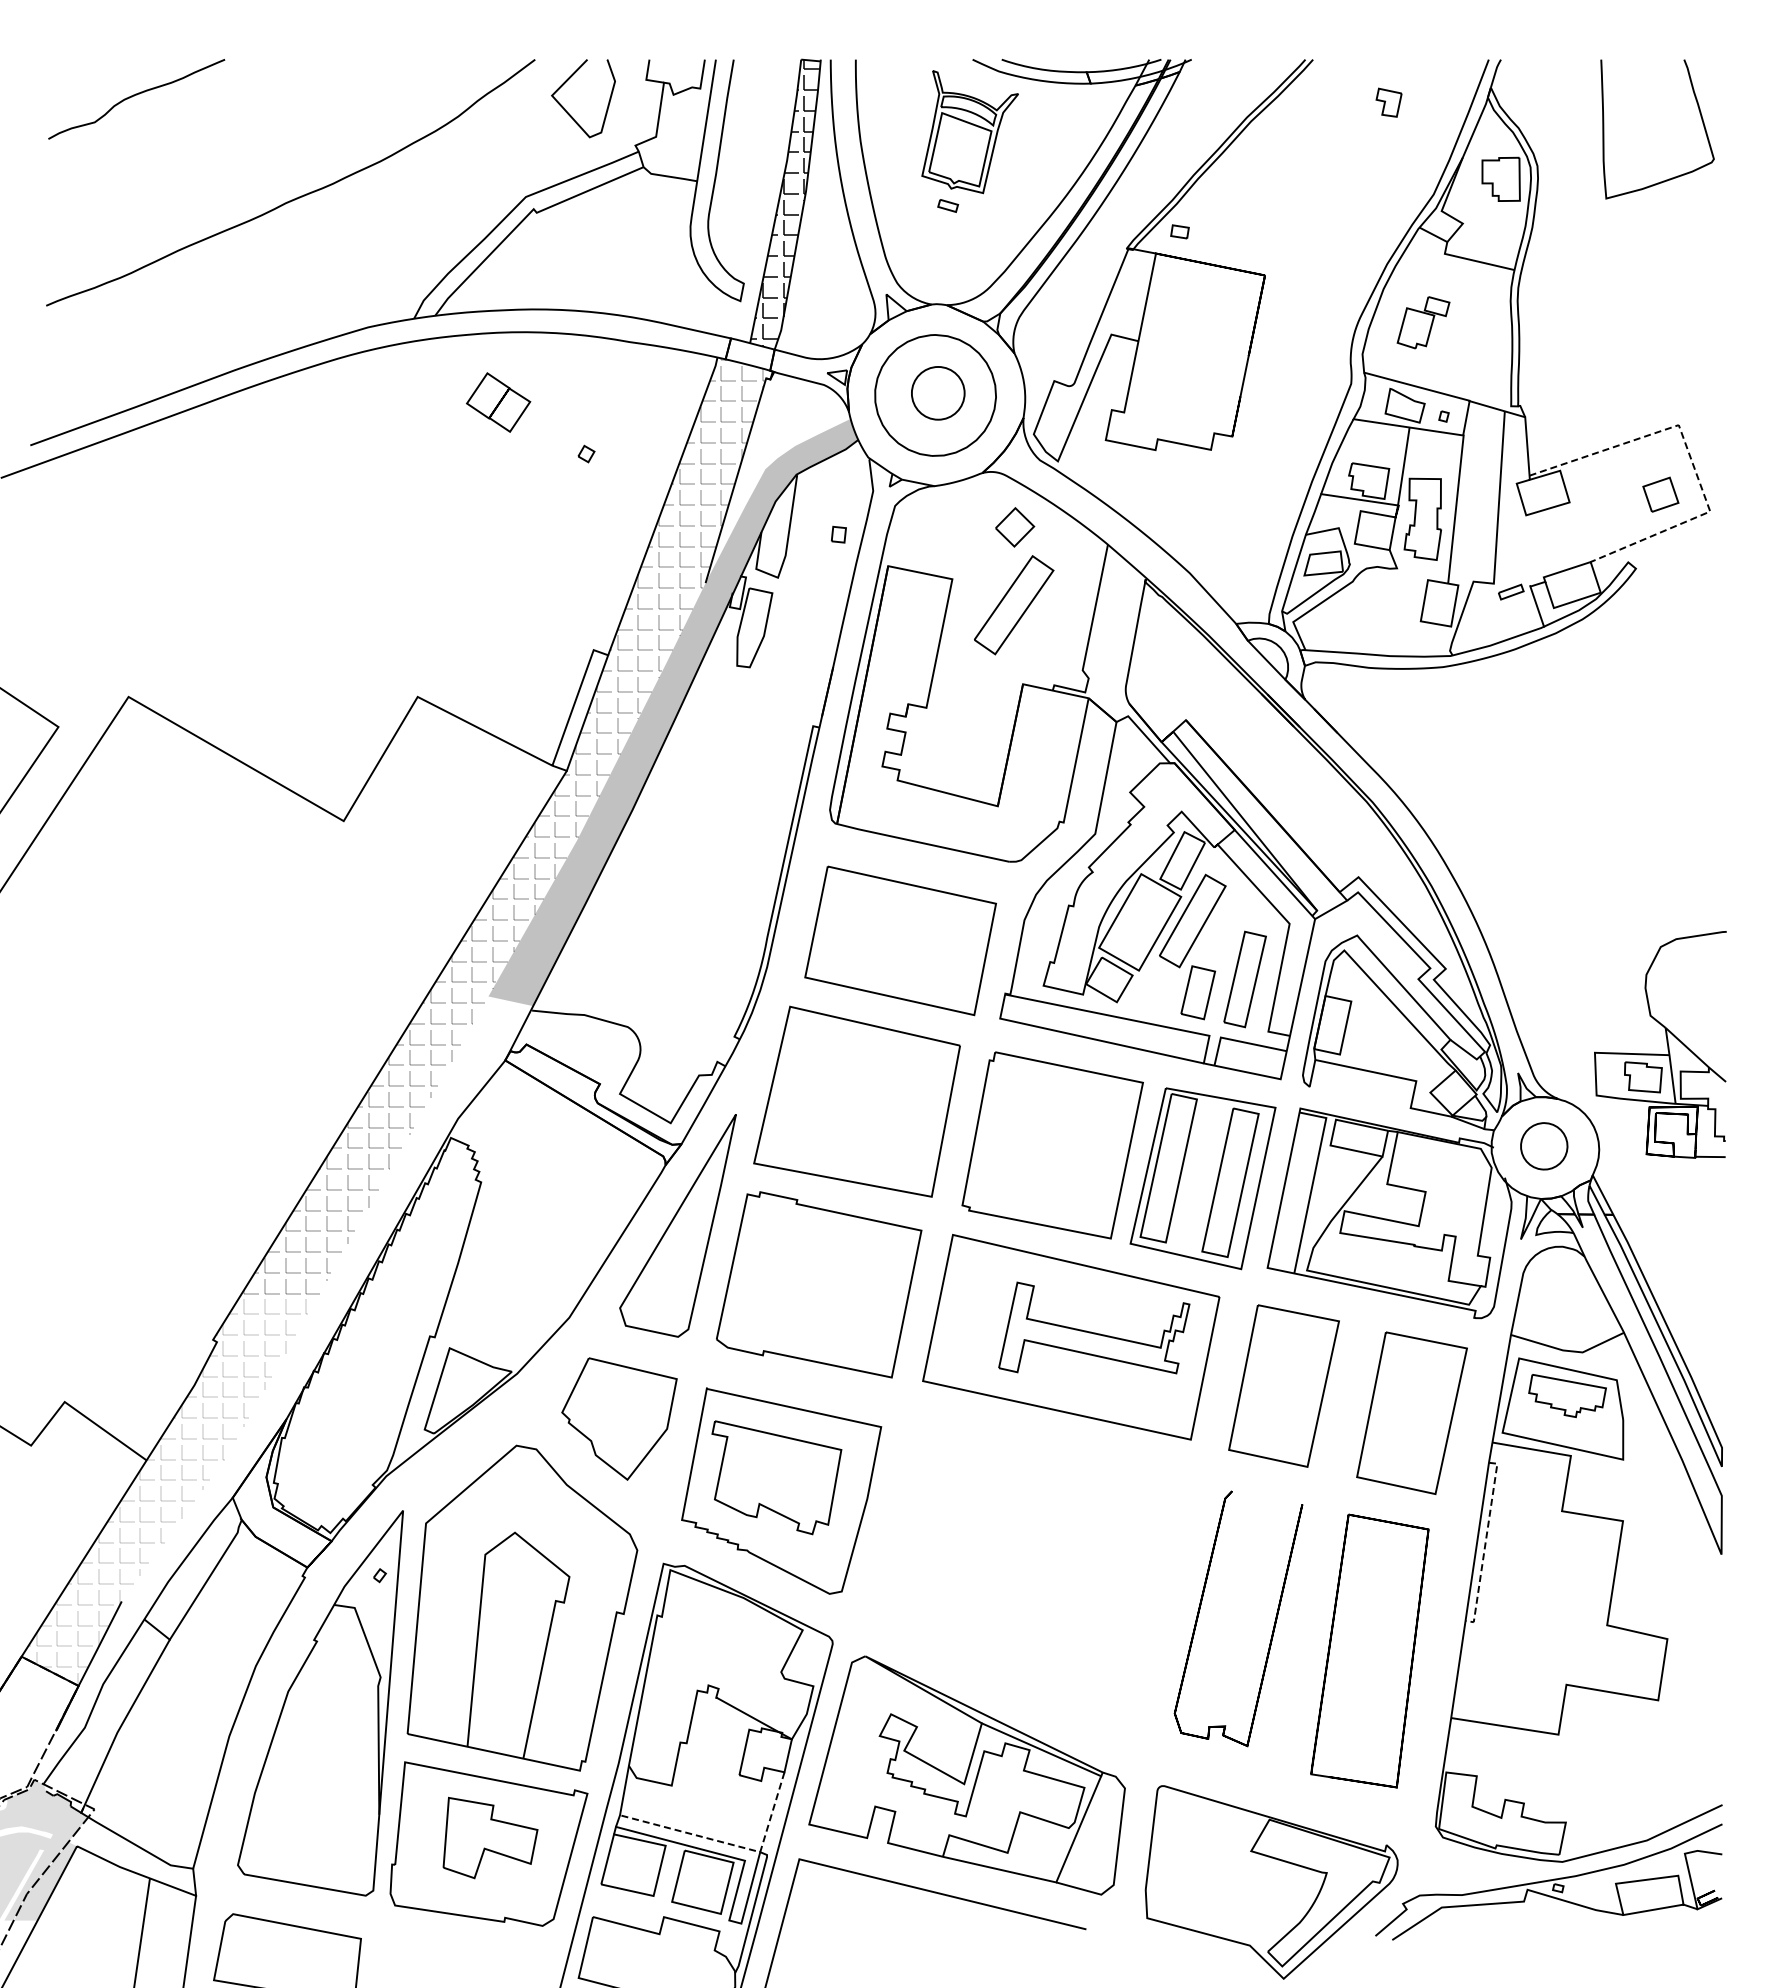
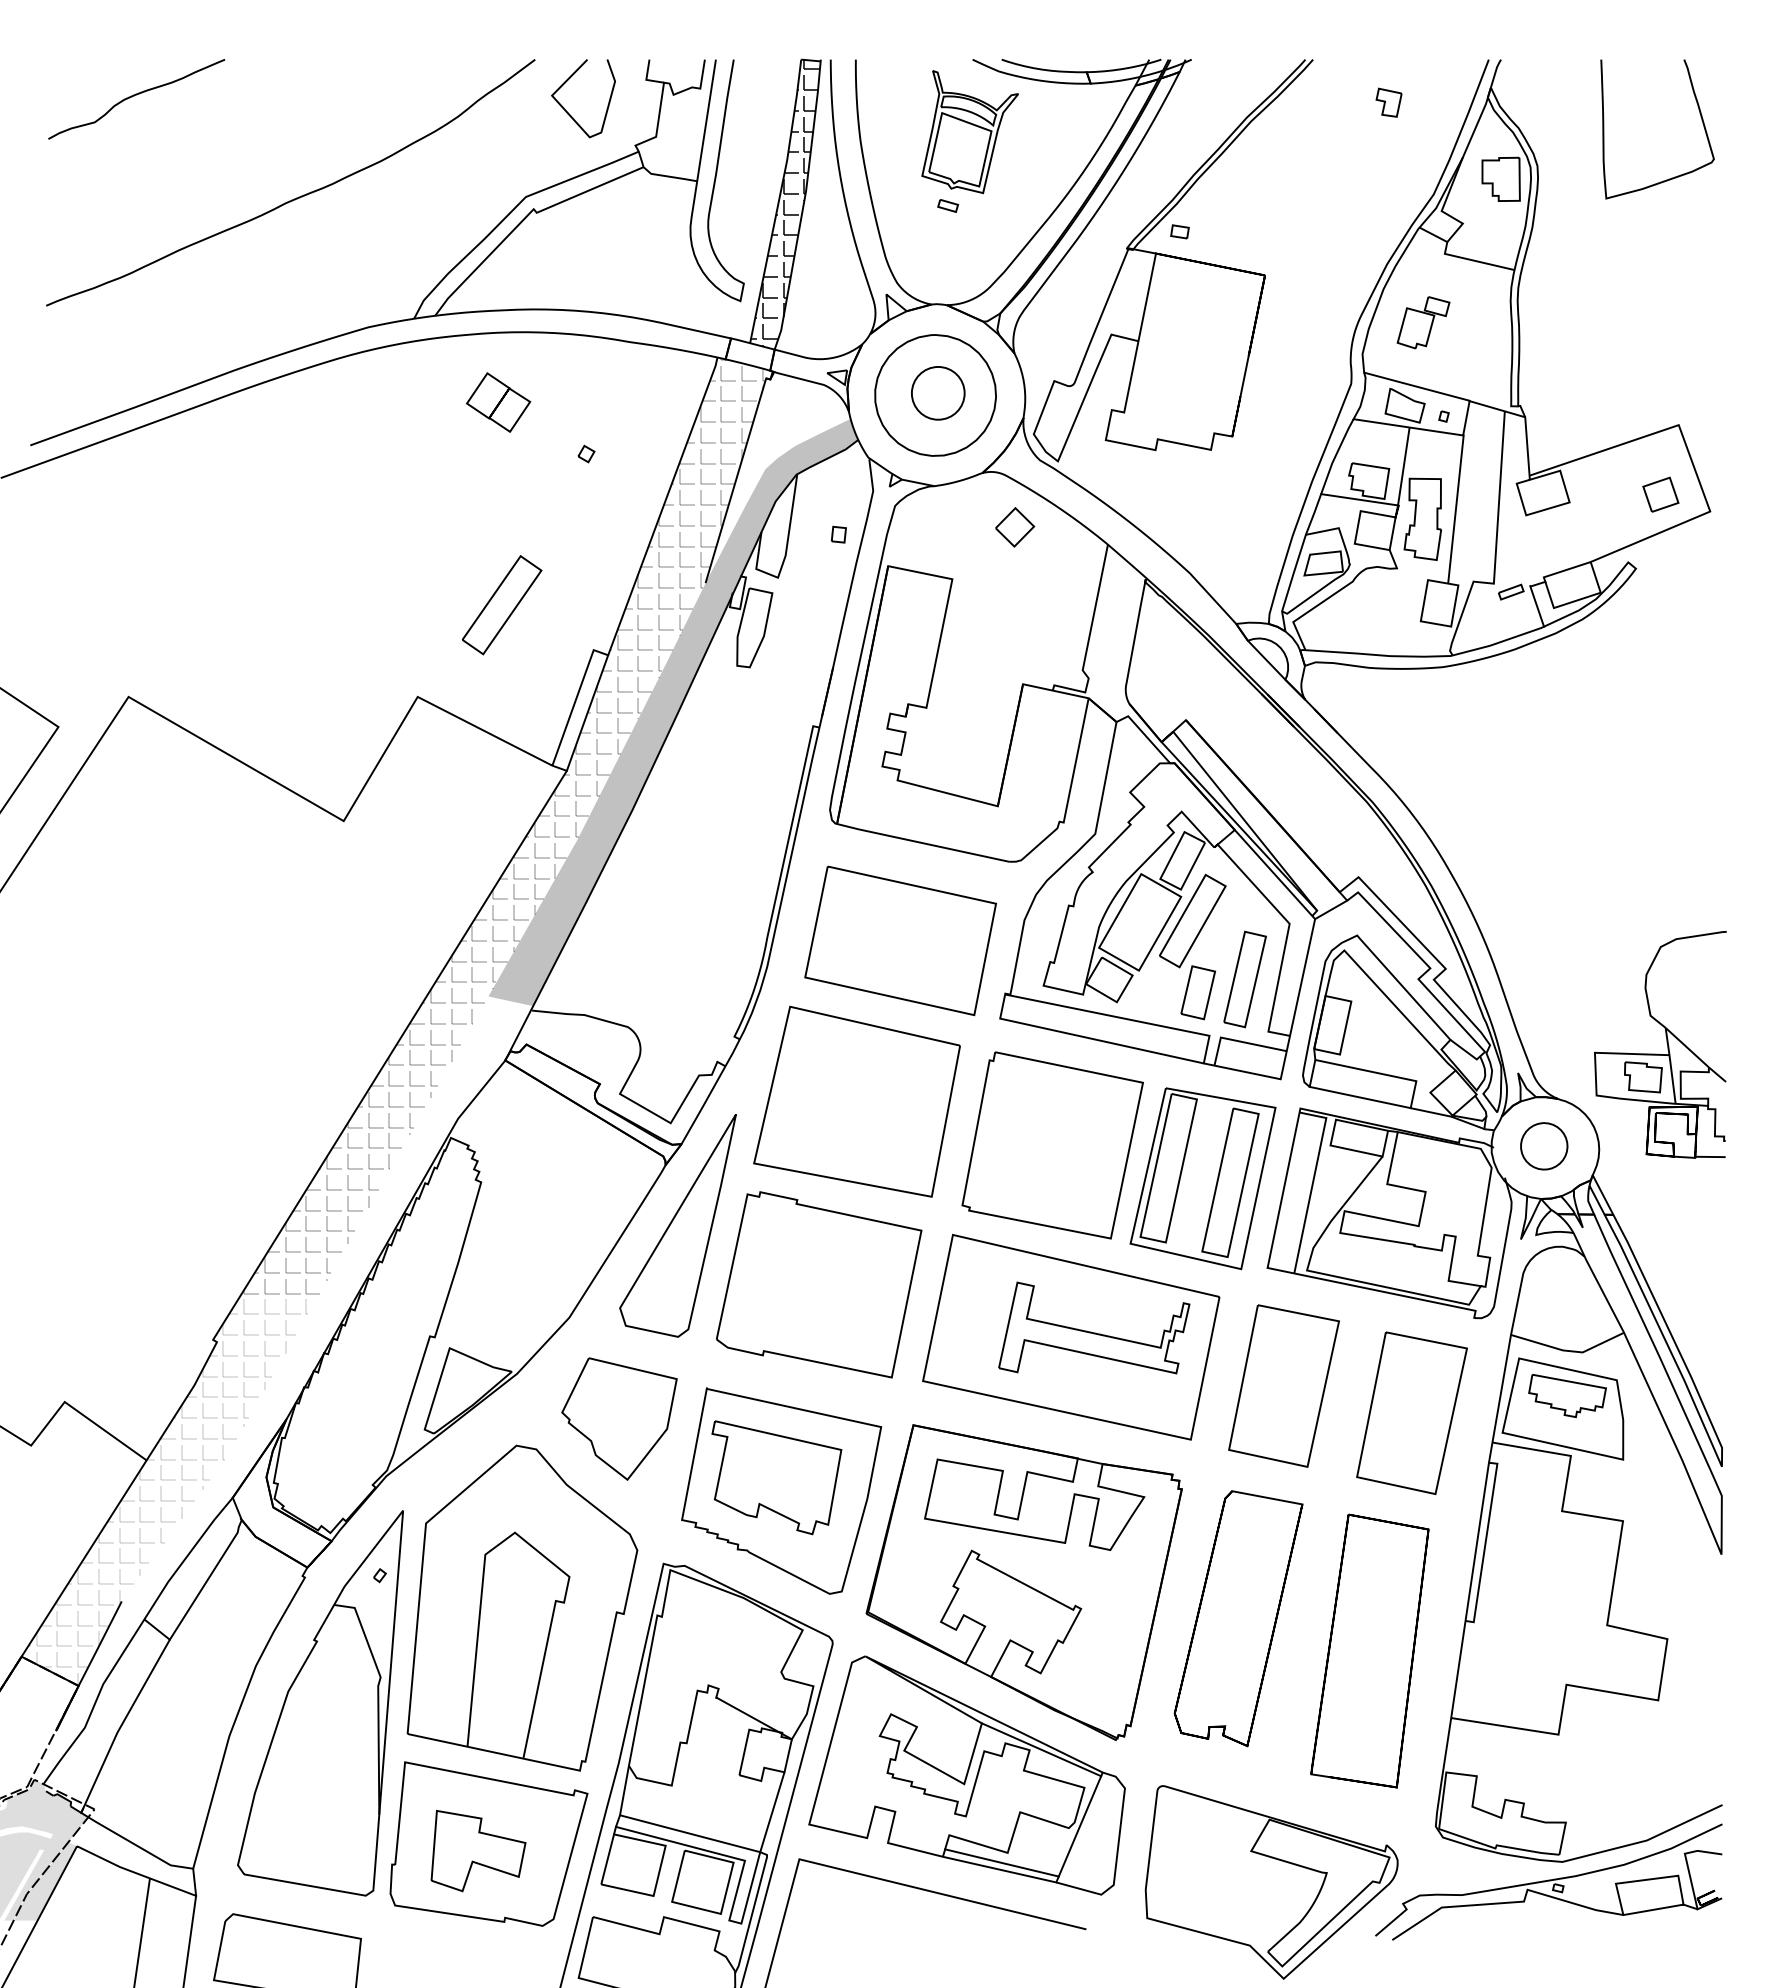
line: dashed -> solid (1689, 455)
part position: (1014, 605) -> (502, 605) (502, 605)
line: none -> present (1359, 1097)
line: none -> present (1267, 1497)
line: dashed -> solid (1485, 1543)
part: none -> present (1023, 1582)
part position: (490, 1837) -> (478, 1850) (478, 1850)
line: dashed -> solid (731, 1844)
line: none -> present (1001, 1862)
